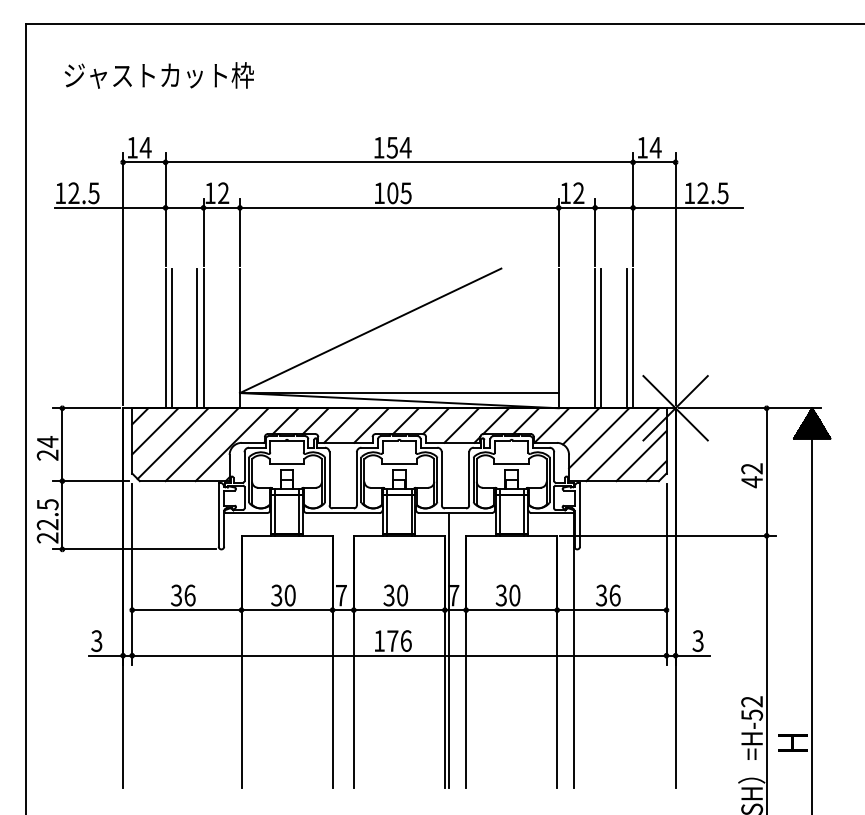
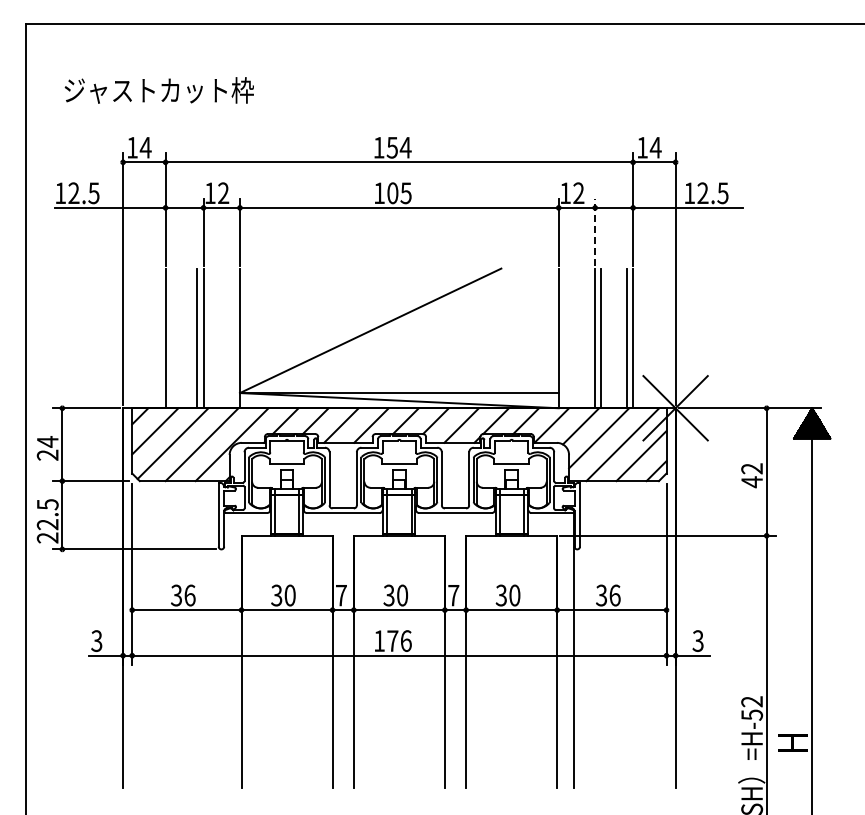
text position: (158, 75) -> (158, 90) (158, 90)
line: solid -> dashed (595, 231)
line: present -> none (171, 338)
line: present -> none (449, 649)
